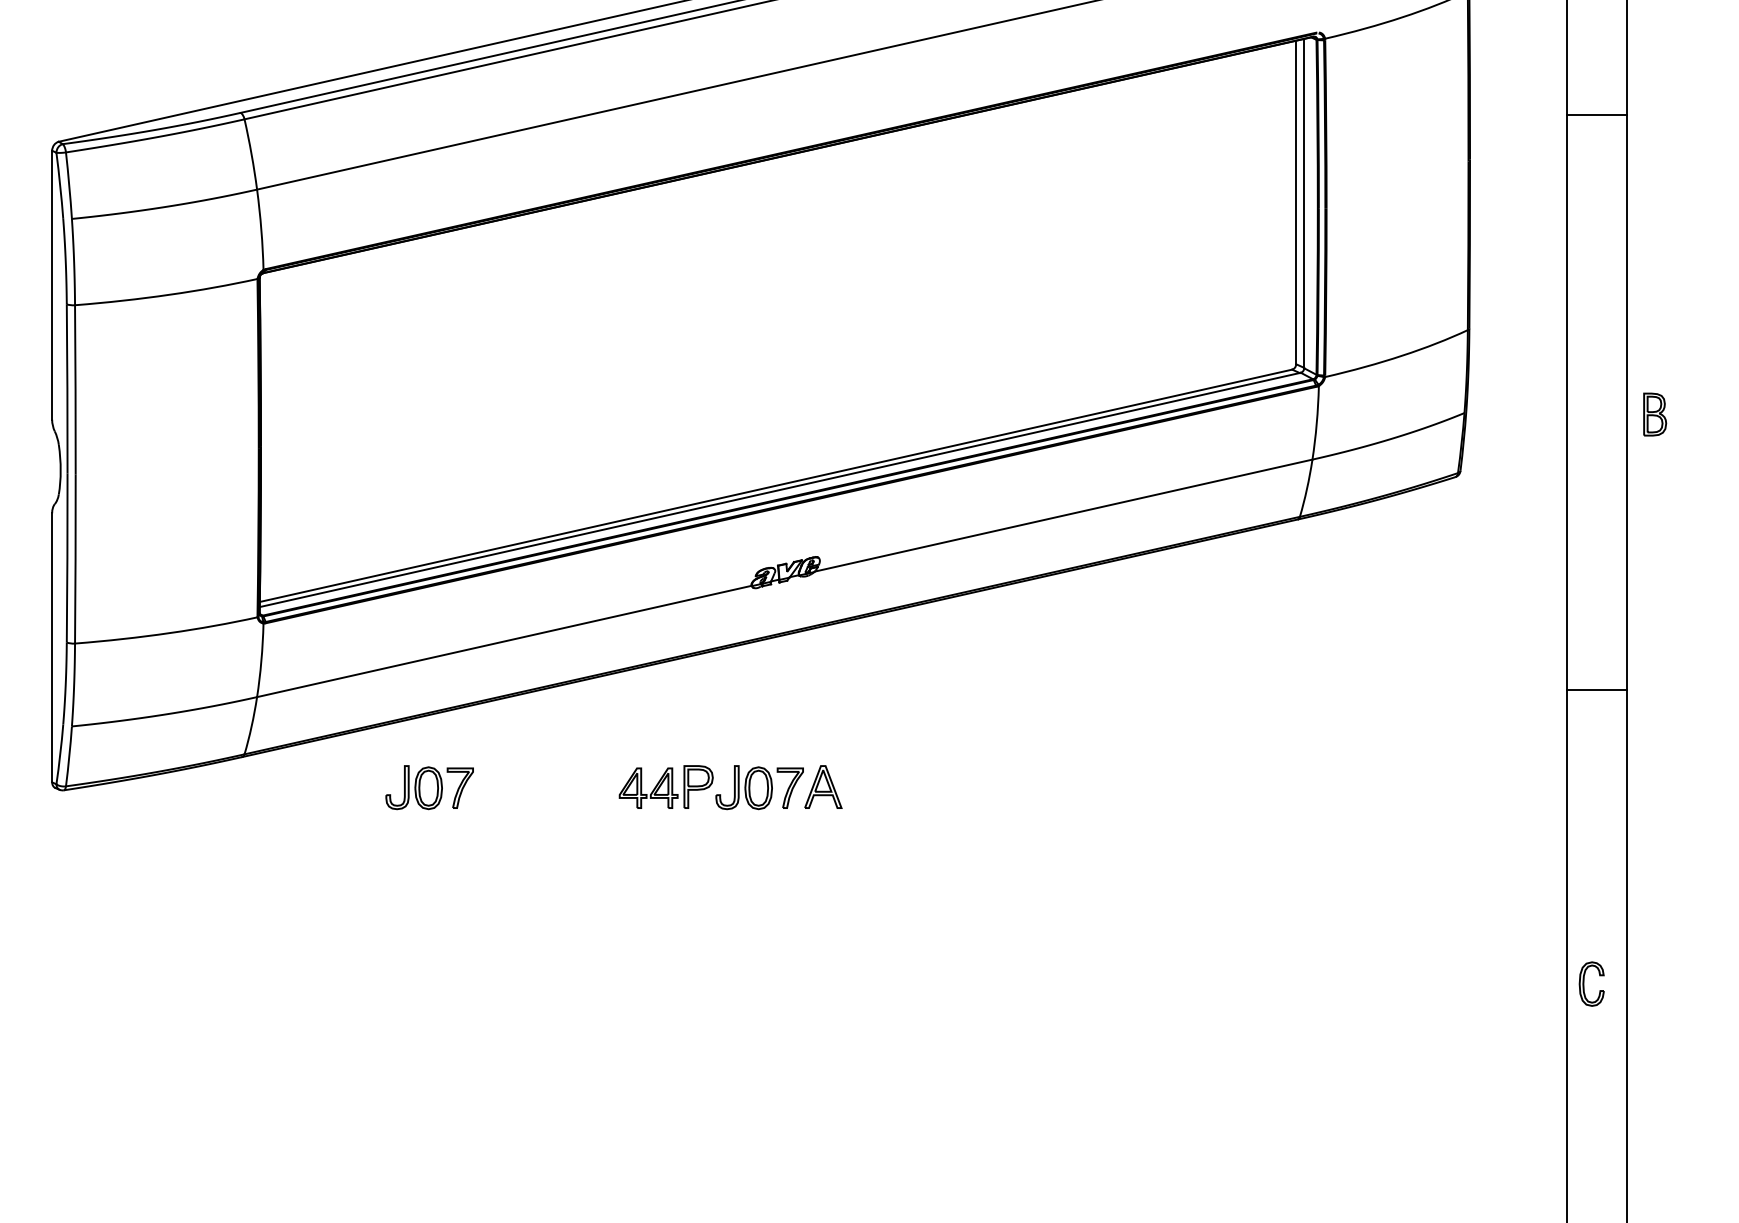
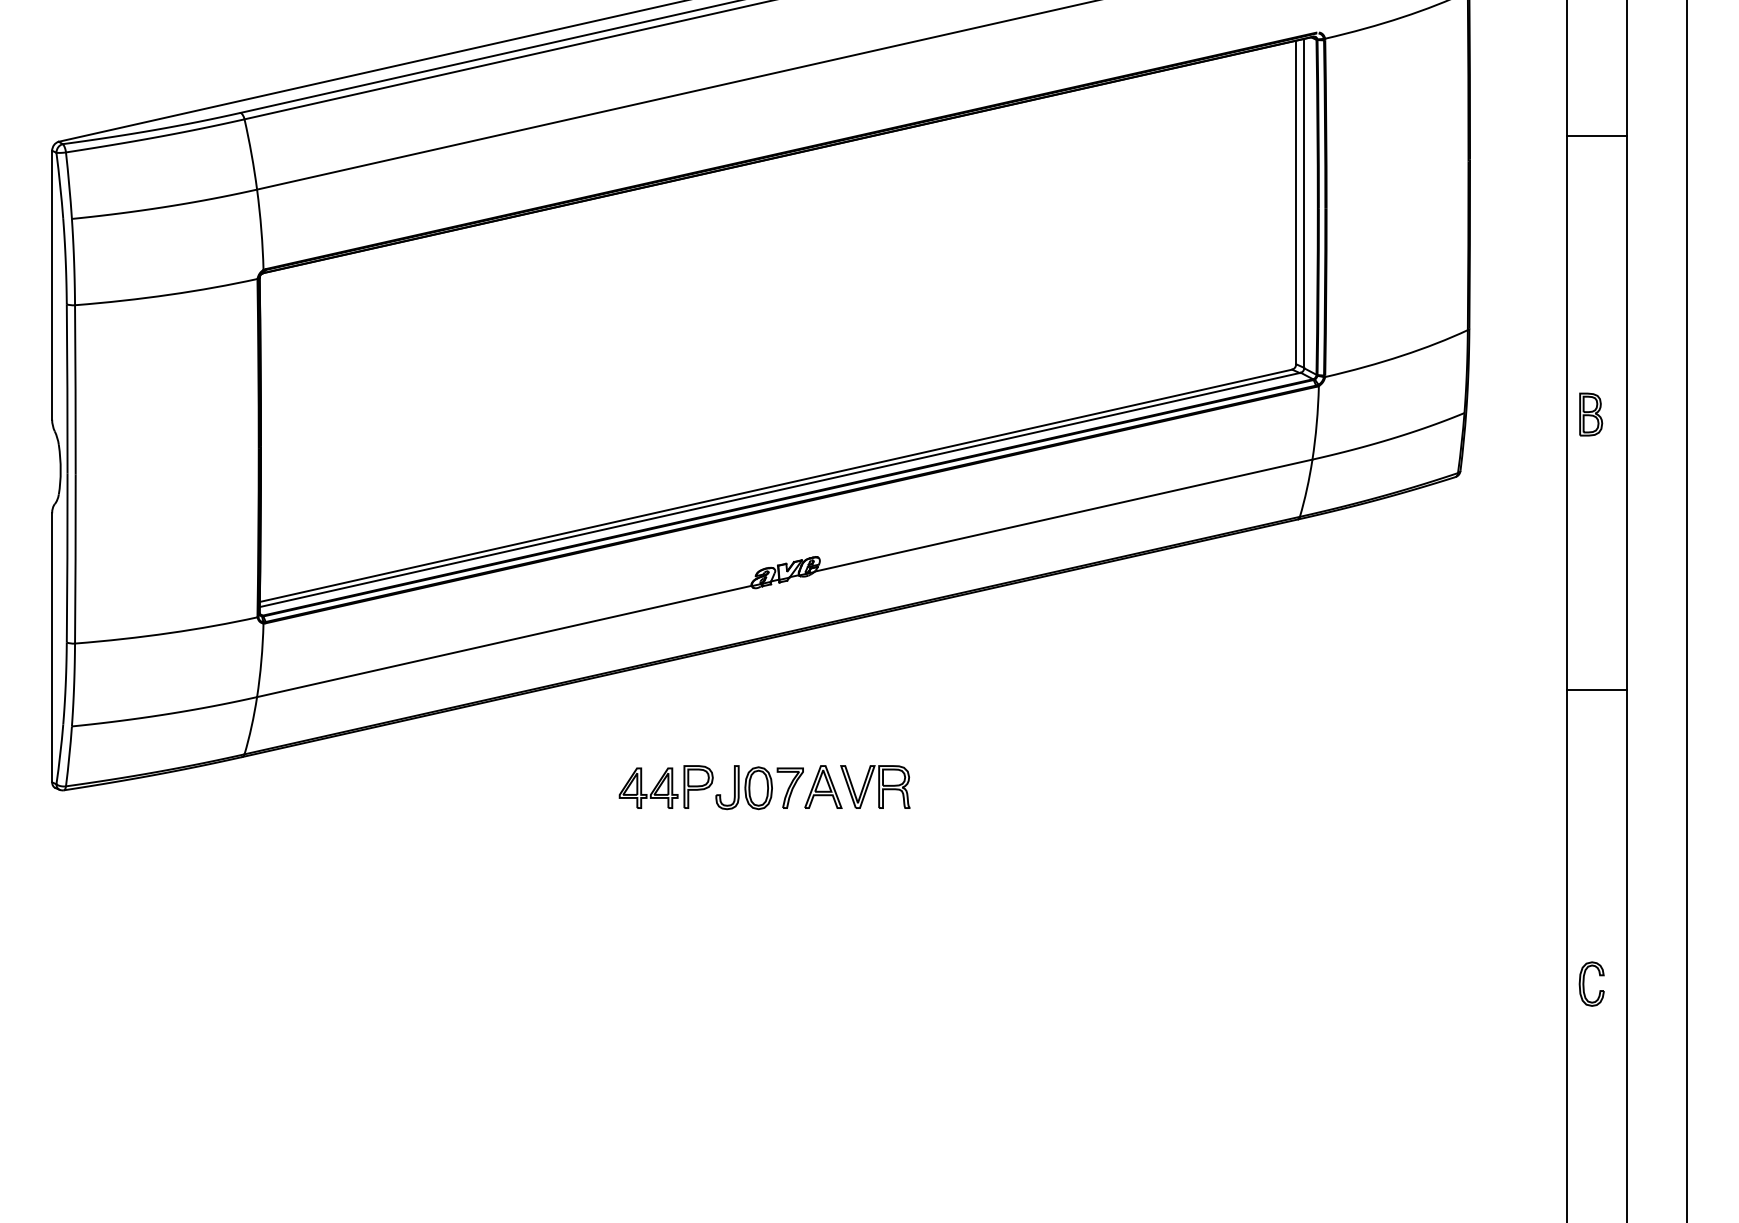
line position: (1596, 114) -> (1596, 135) (1596, 135)
part position: (1655, 414) -> (1591, 414) (1591, 414)
line: none -> present (1686, 610)
part: none -> present (875, 786)
part: present -> none (429, 787)
